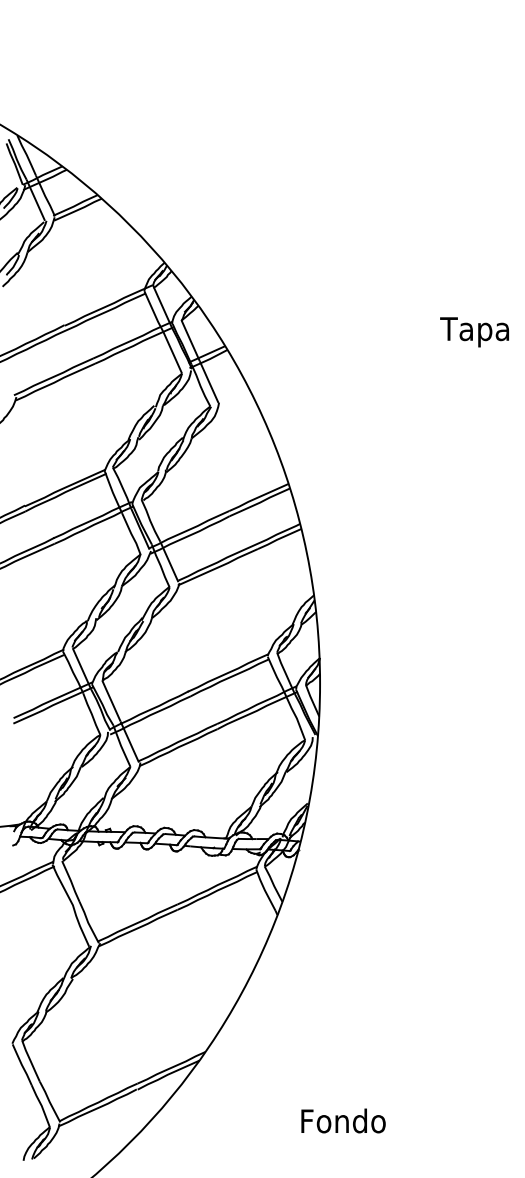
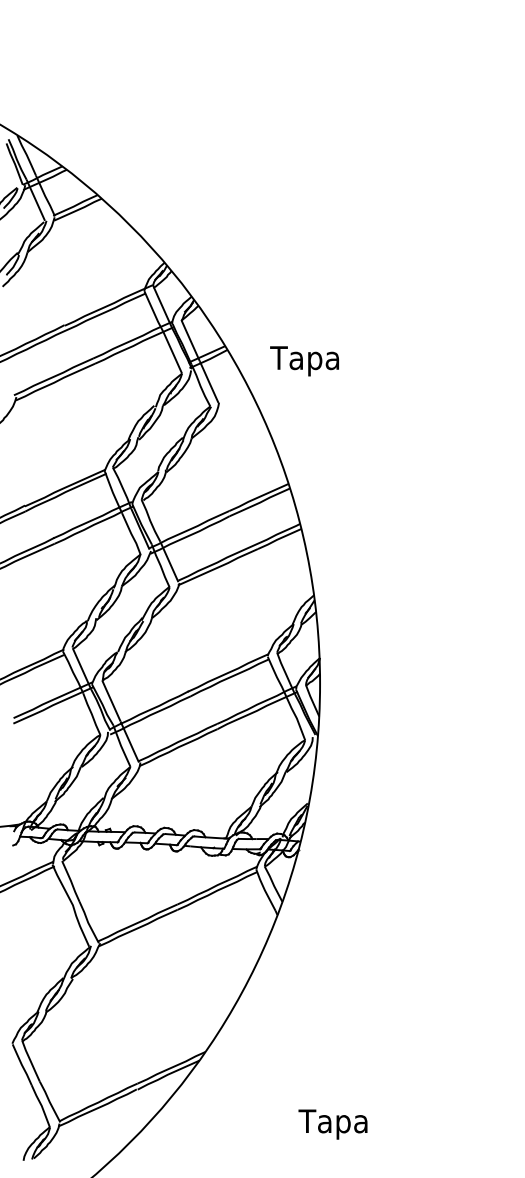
text position: (474, 332) -> (304, 361) (304, 361)
text: Fondo -> Tapa (341, 1123)
